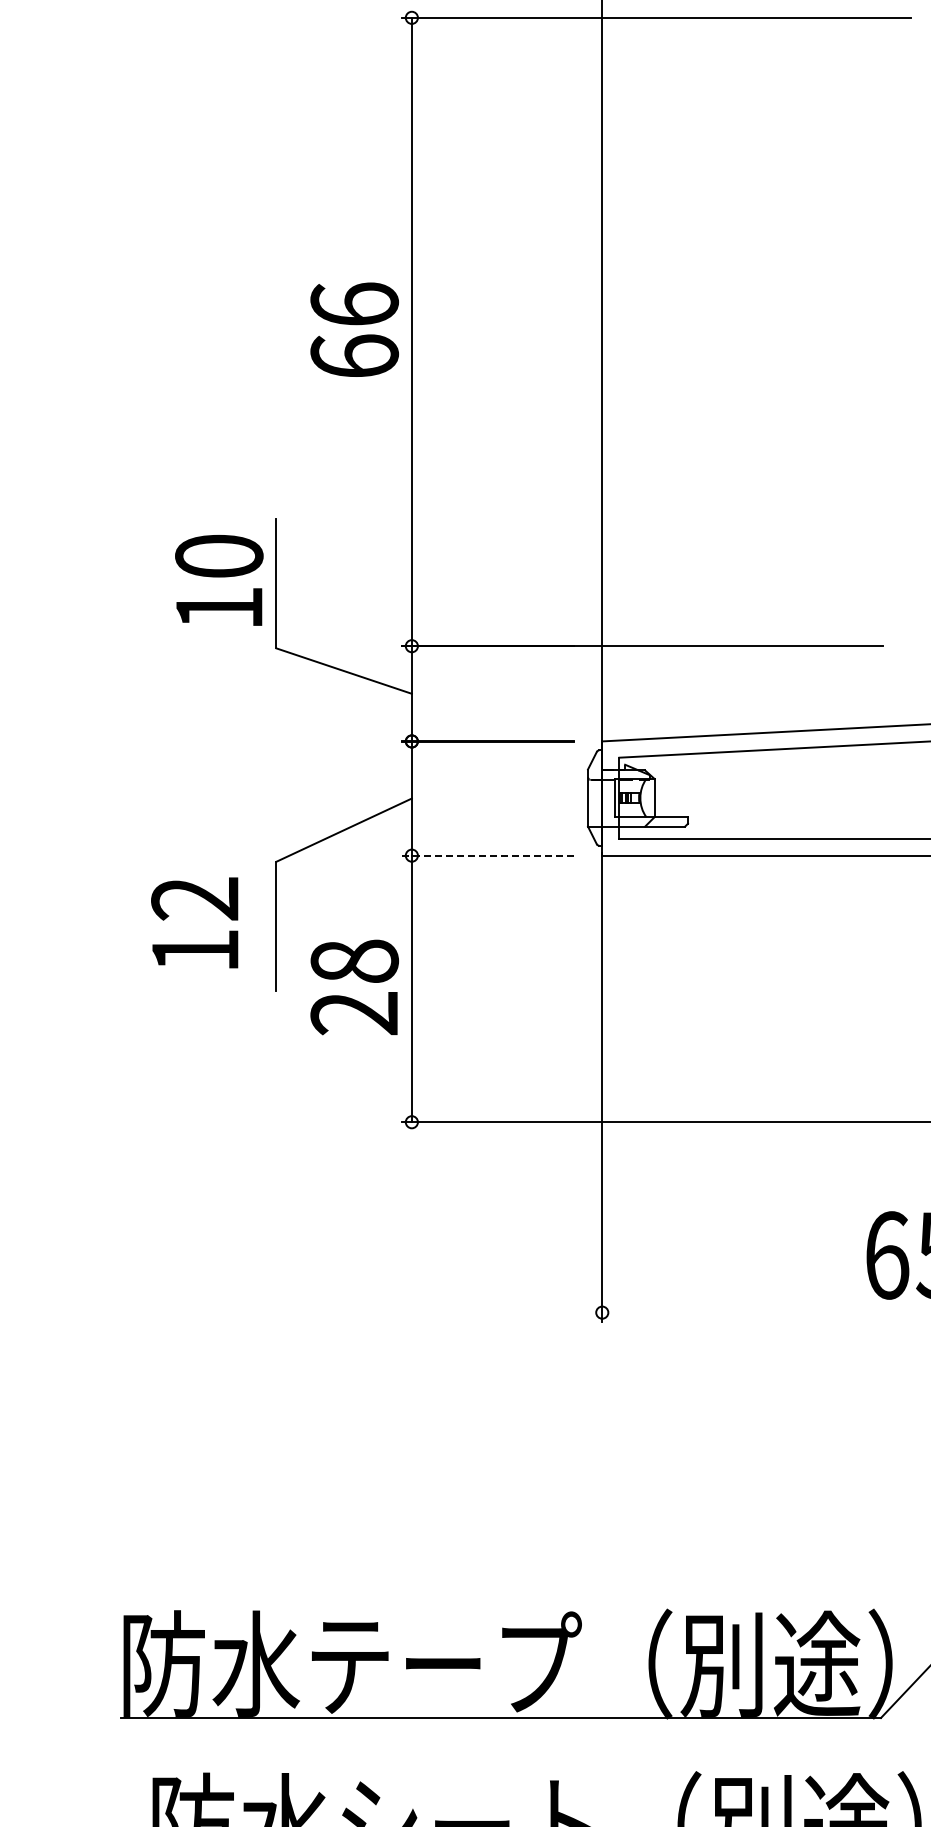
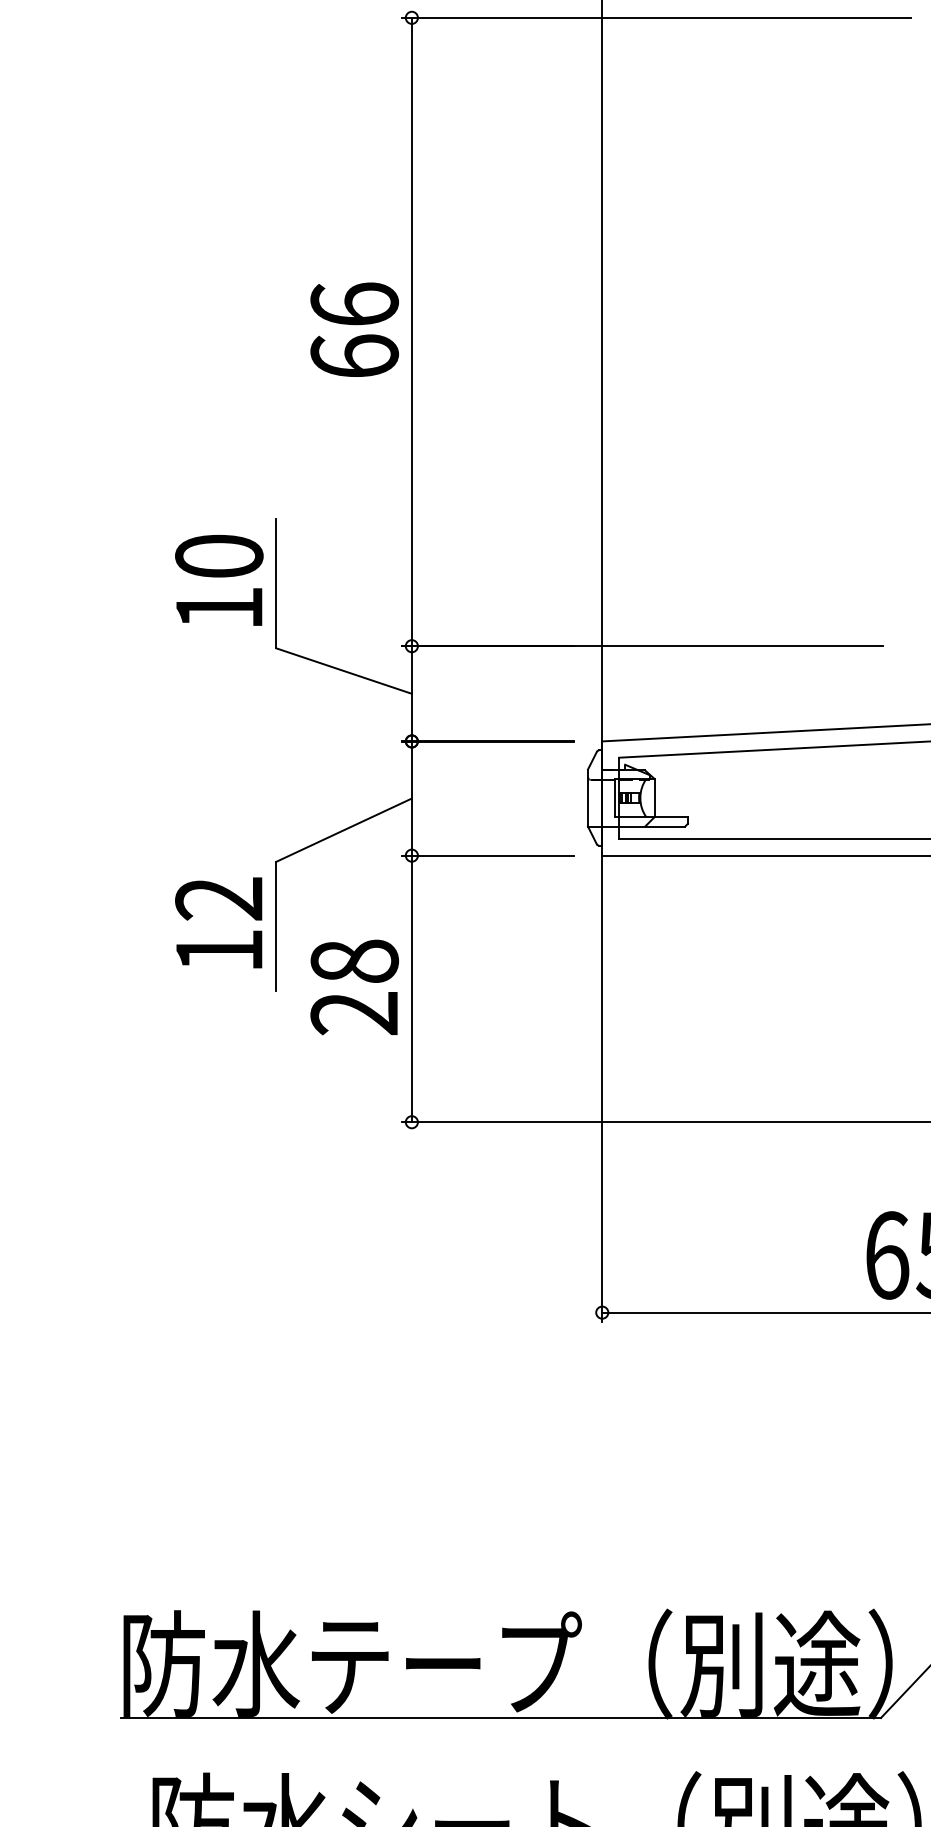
line: dashed -> solid (488, 855)
text position: (194, 922) -> (218, 922) (218, 922)
line: none -> present (764, 1312)
